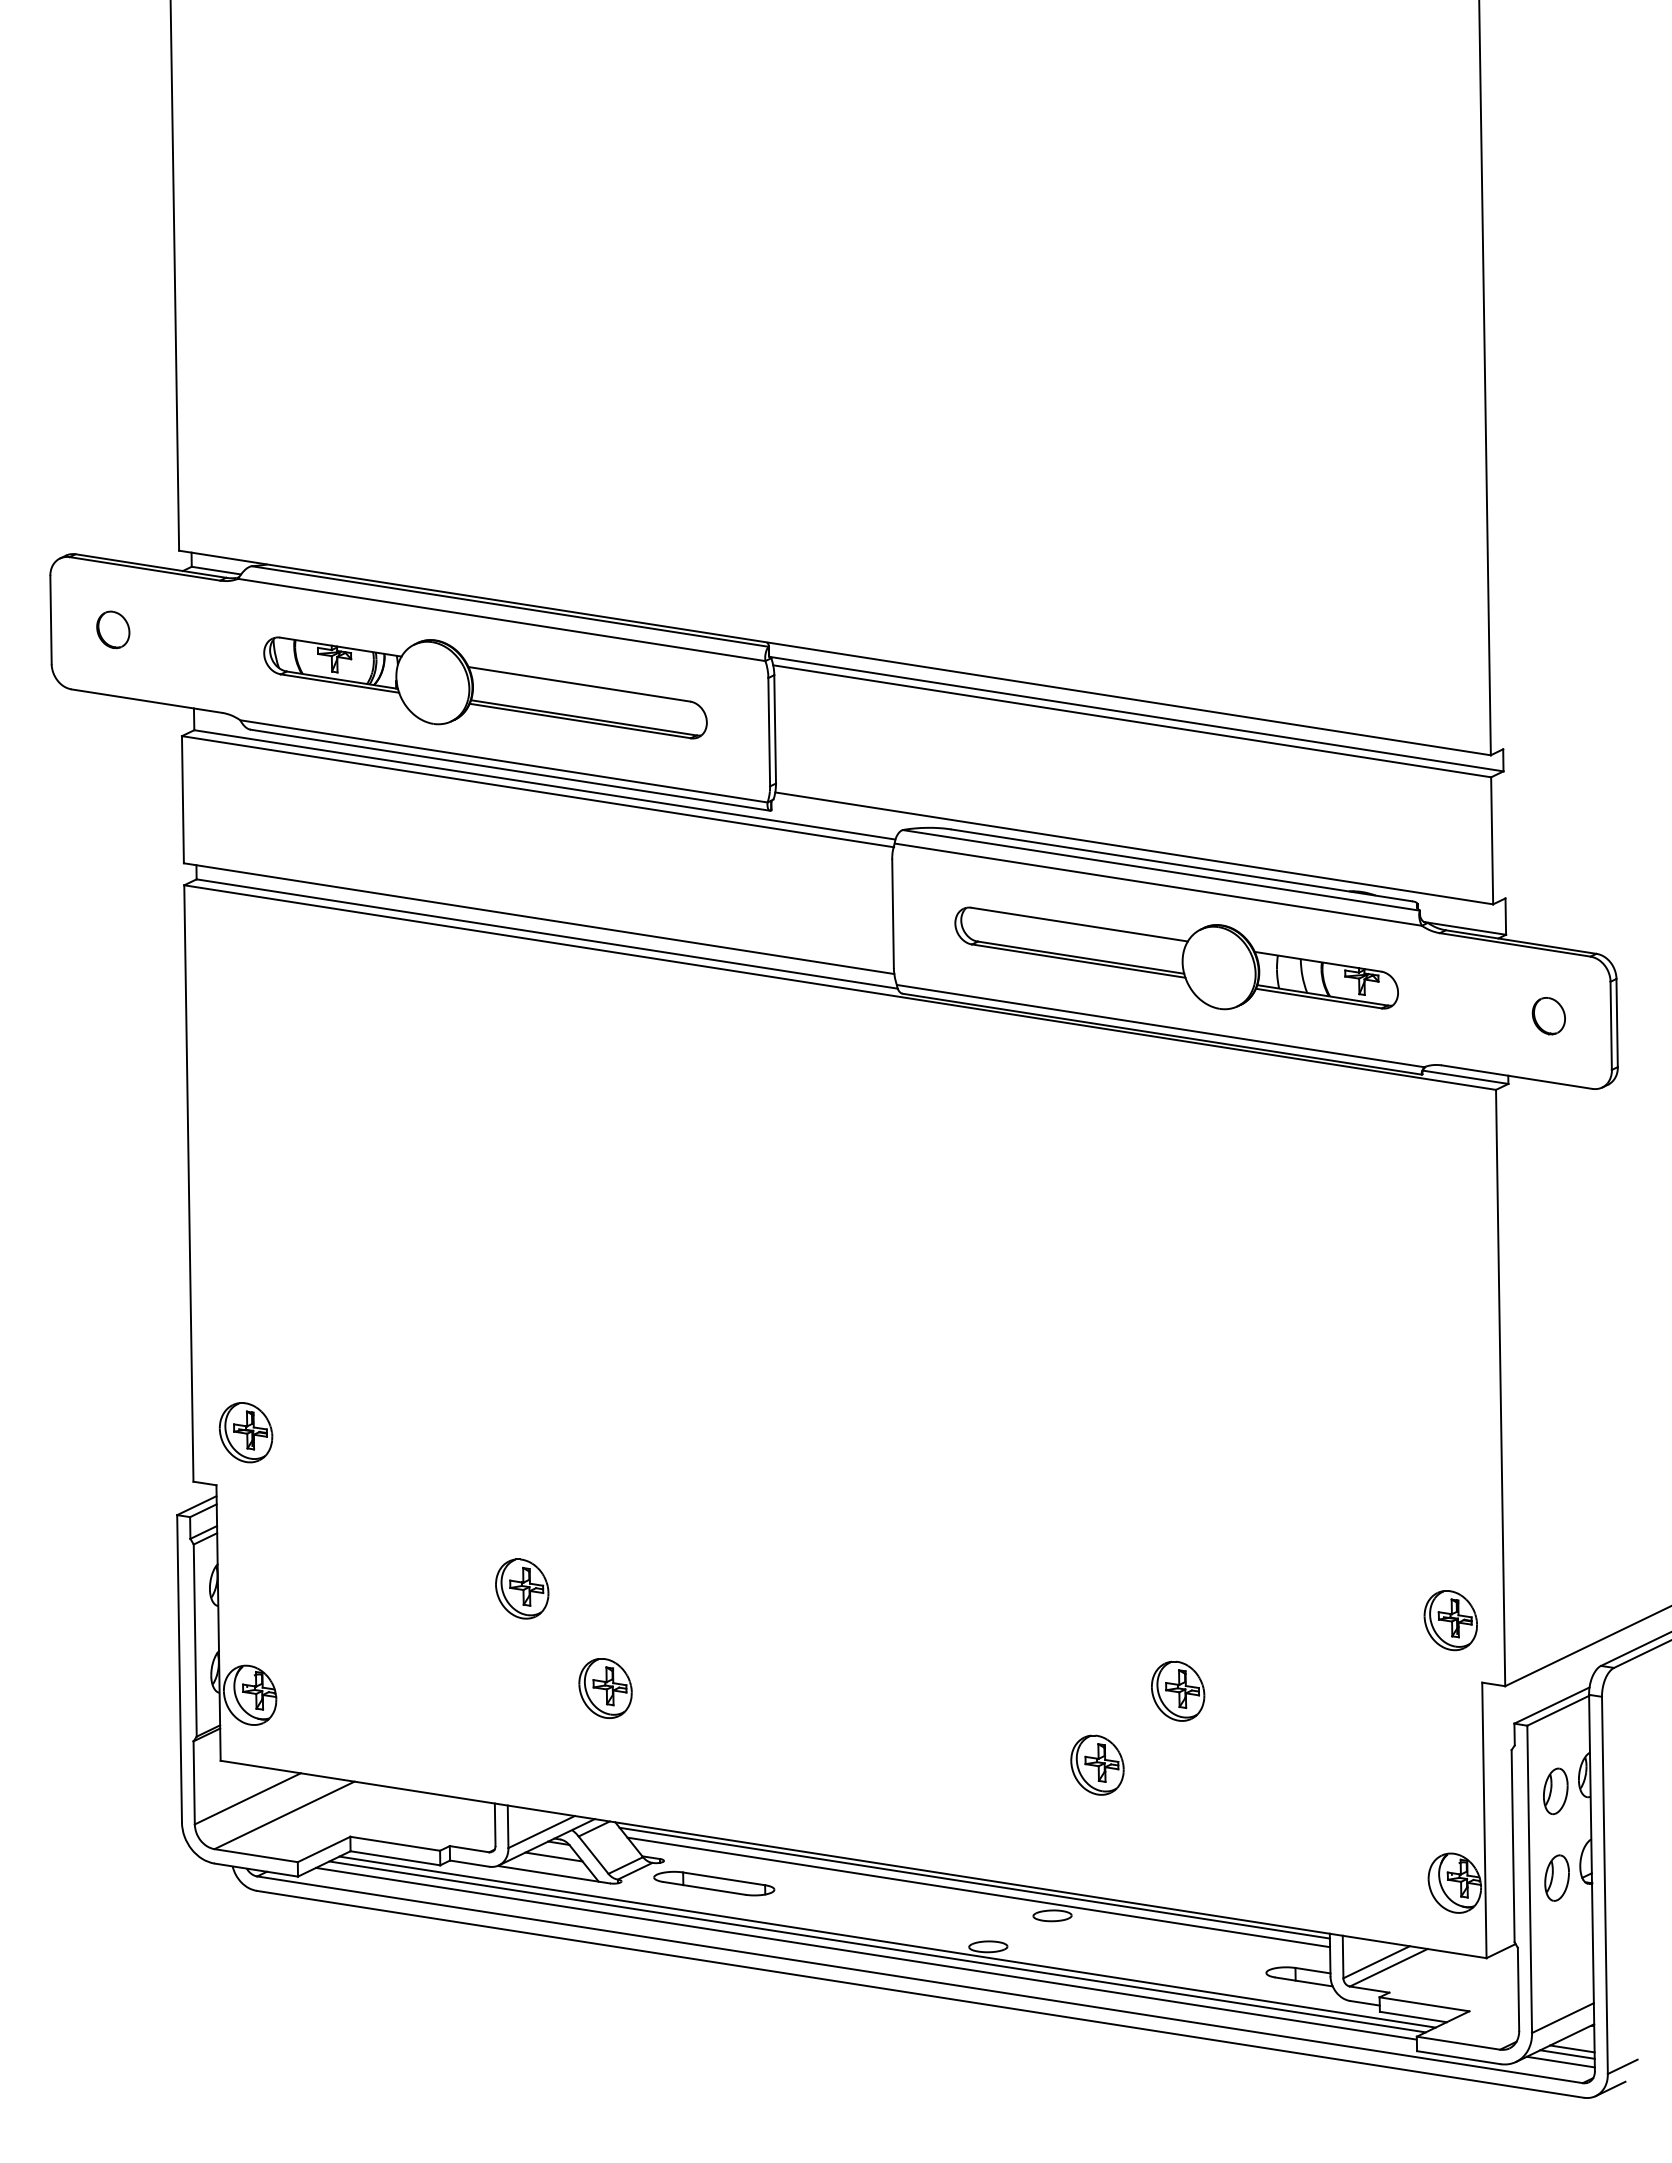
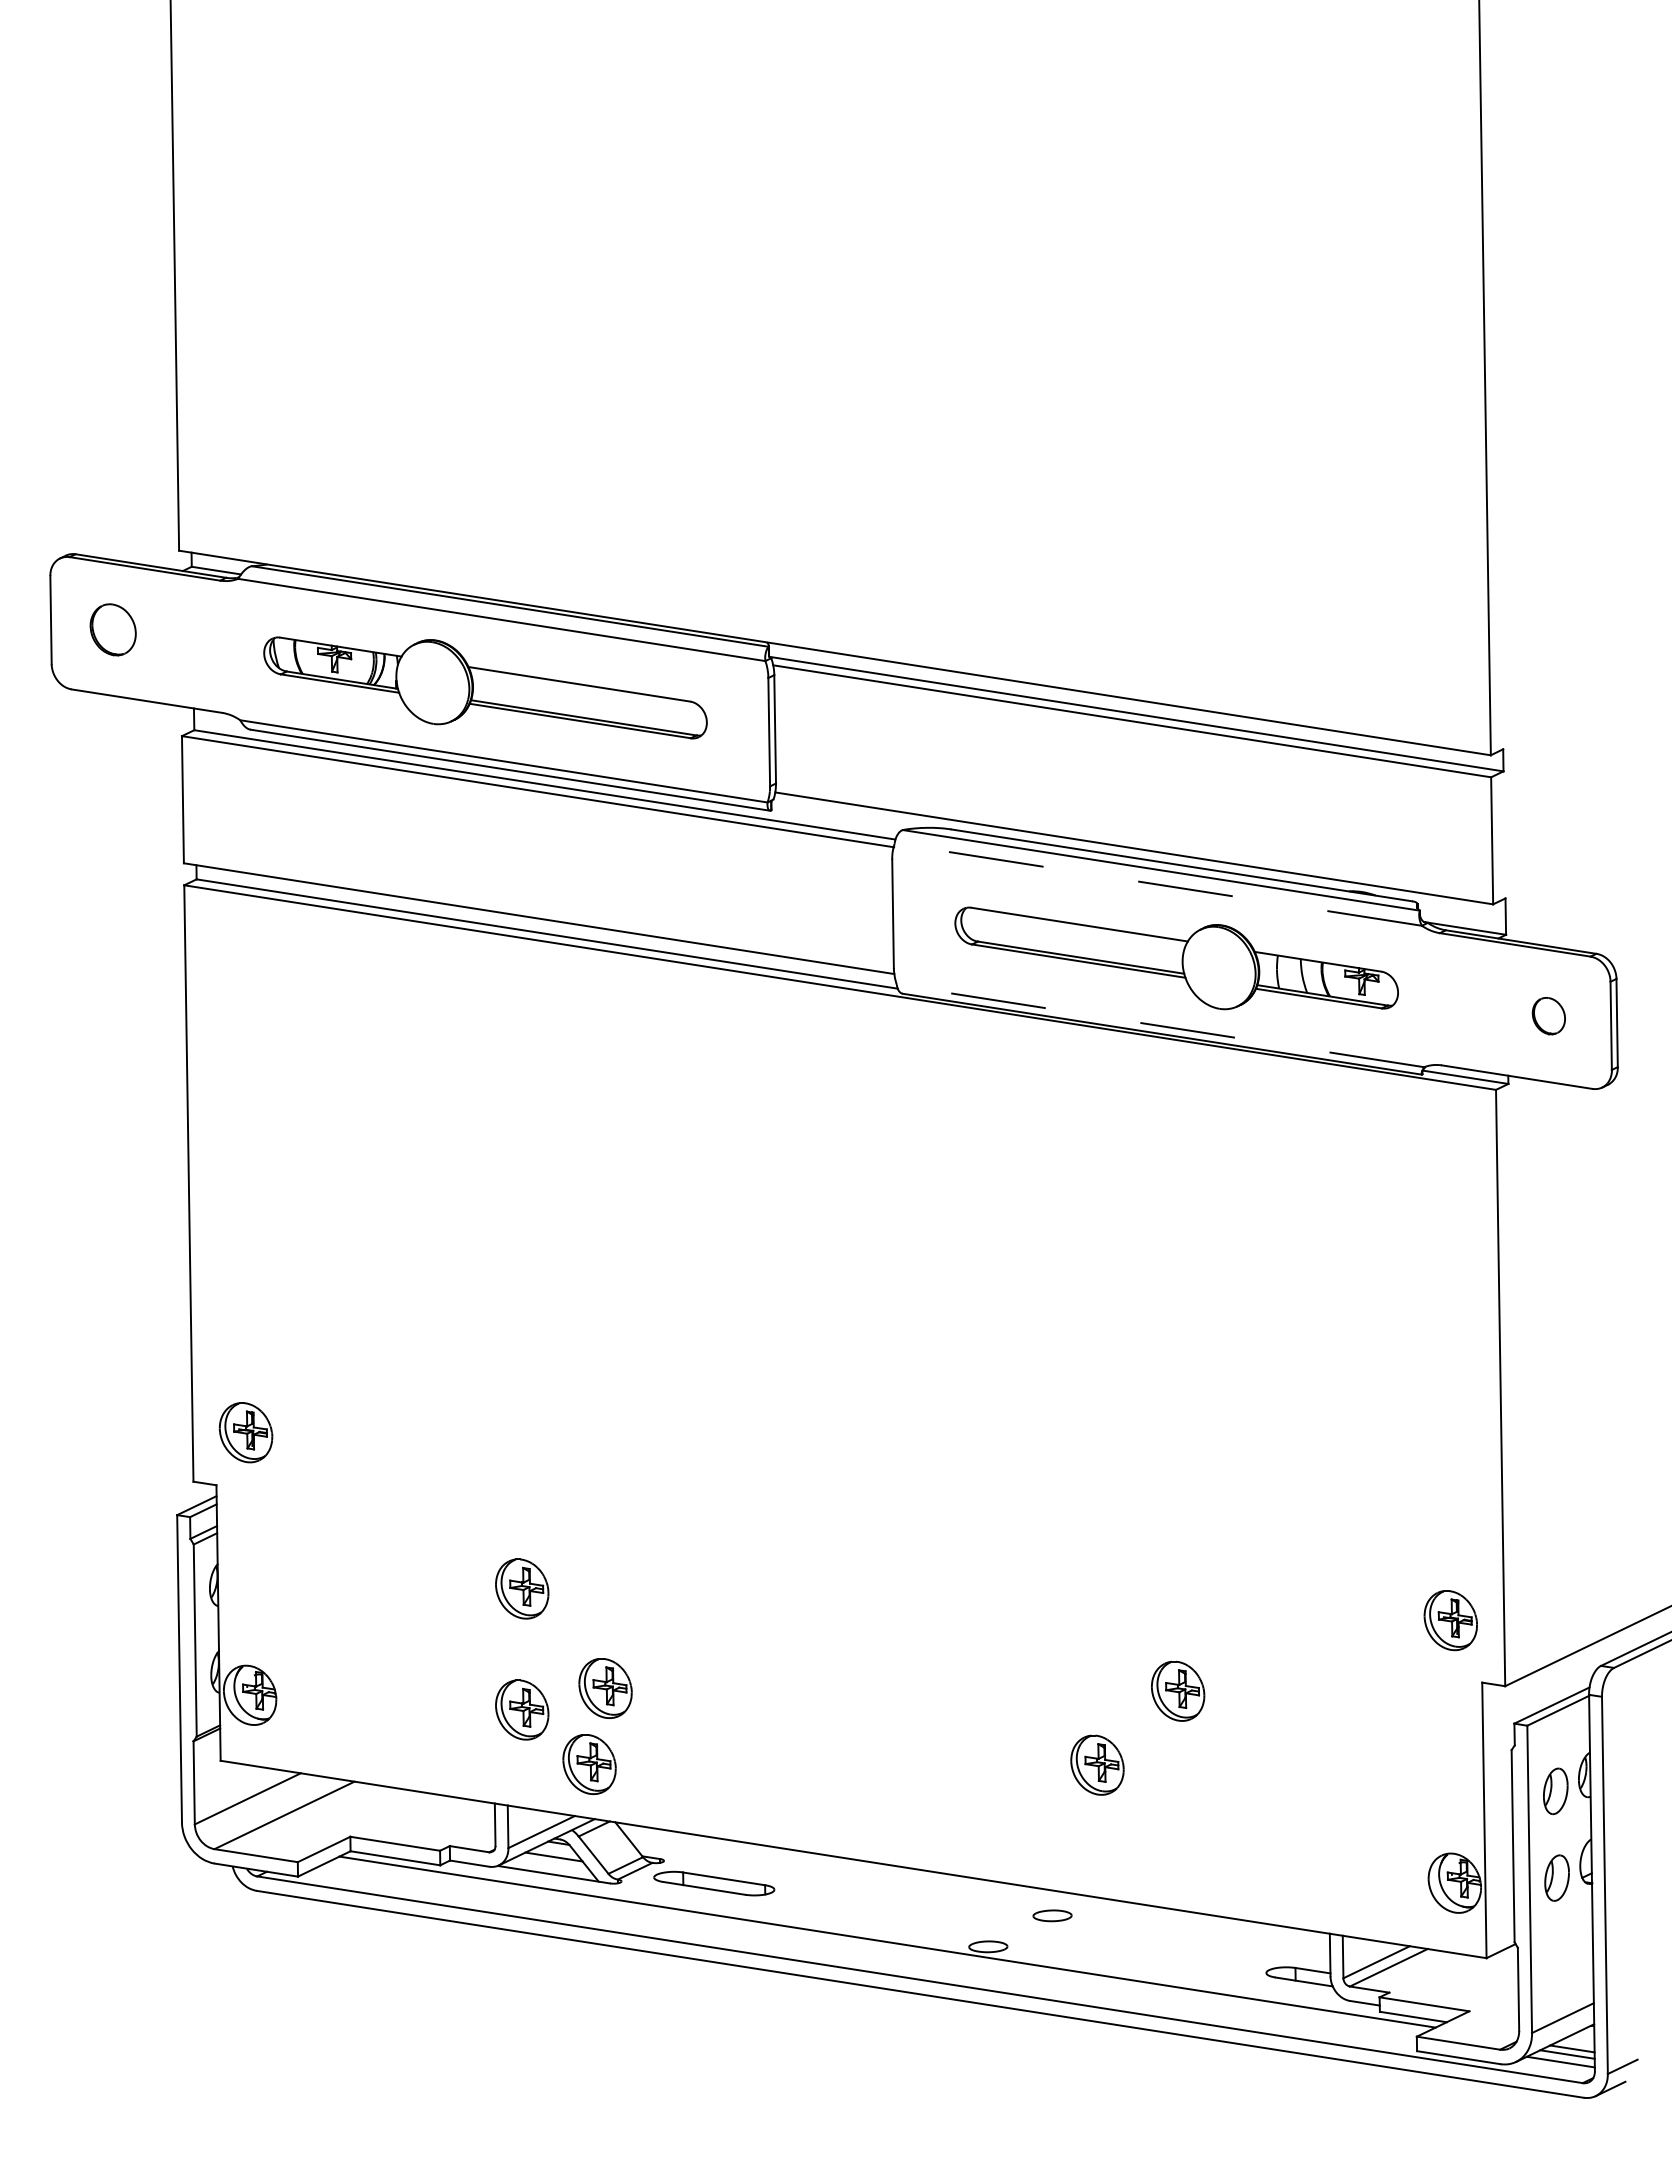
part size: 35x40 px -> 48x54 px (112, 629)
line: solid -> dashed (1158, 884)
line: solid -> dashed (1160, 1026)
part: none -> present (522, 1709)
part: none -> present (589, 1764)
line: present -> none (974, 1882)
line: present -> none (978, 1892)
line: present -> none (877, 1946)
line: present -> none (866, 1953)
